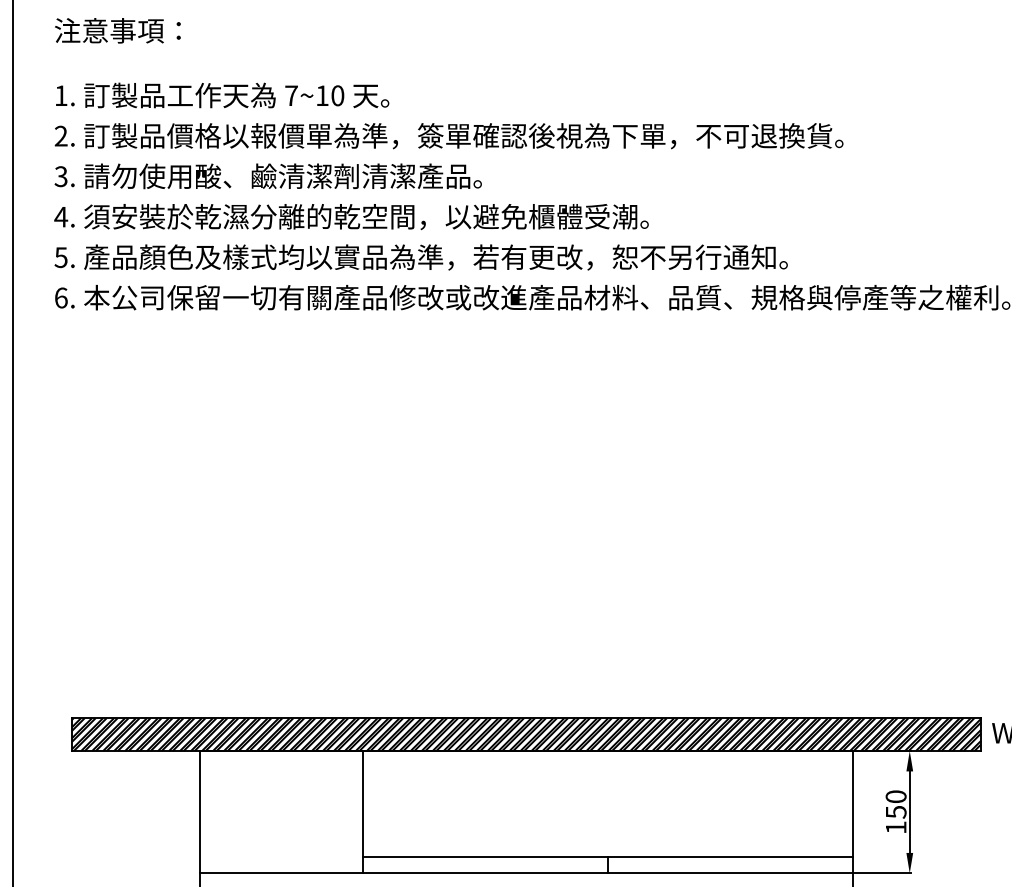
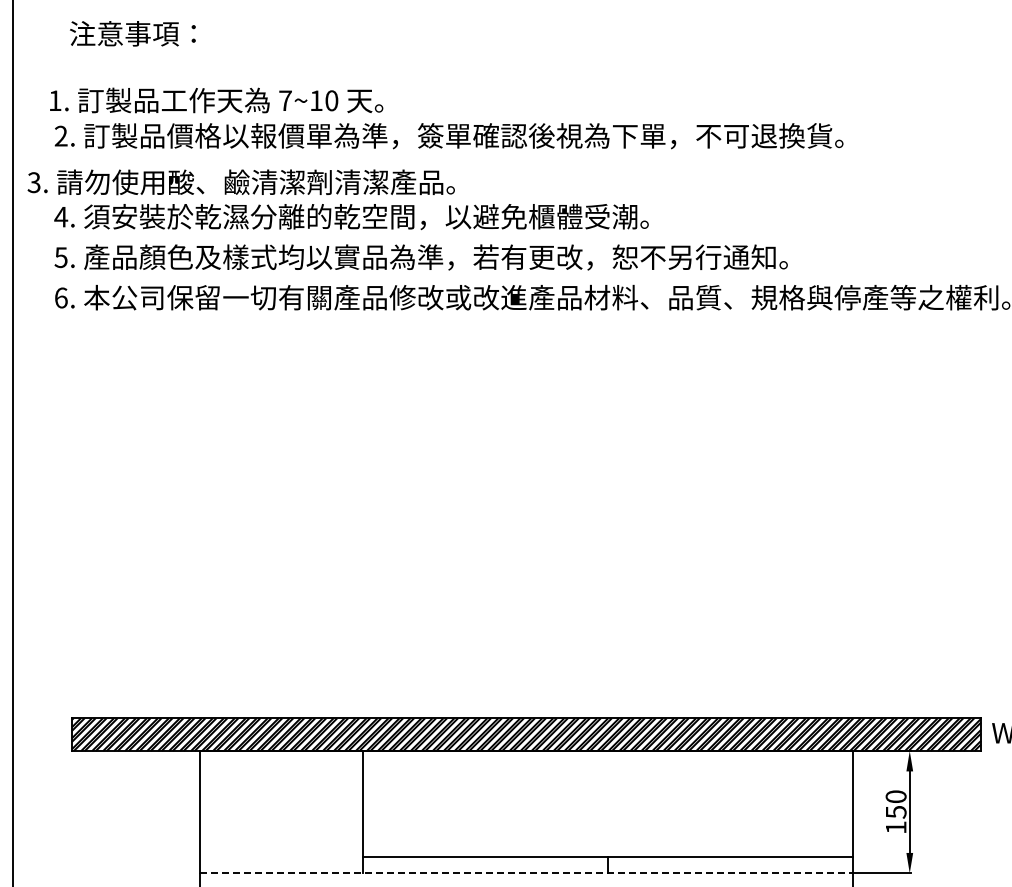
text position: (117, 30) -> (132, 33) (132, 33)
text position: (222, 95) -> (216, 100) (216, 100)
text position: (267, 176) -> (240, 182) (240, 182)
line: solid -> dashed (527, 873)
